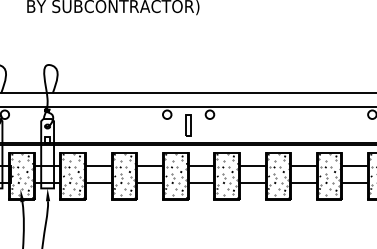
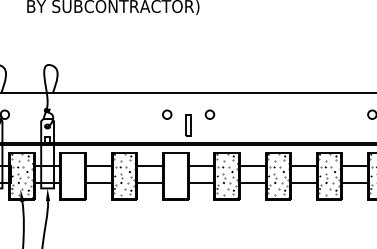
line: present -> none (187, 107)
hatch: present -> none (73, 176)
hatch: present -> none (176, 176)
